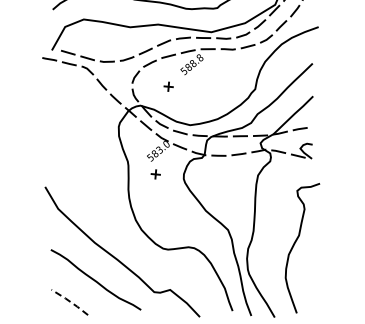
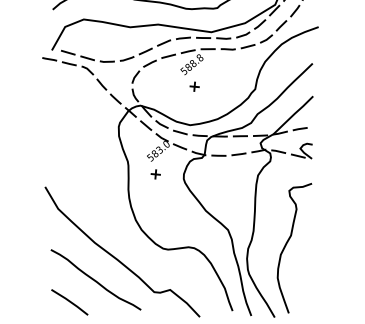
part position: (168, 86) -> (194, 86) (194, 86)
curve position: (296, 242) -> (288, 242) (288, 242)
line: dashed -> solid (70, 301)
